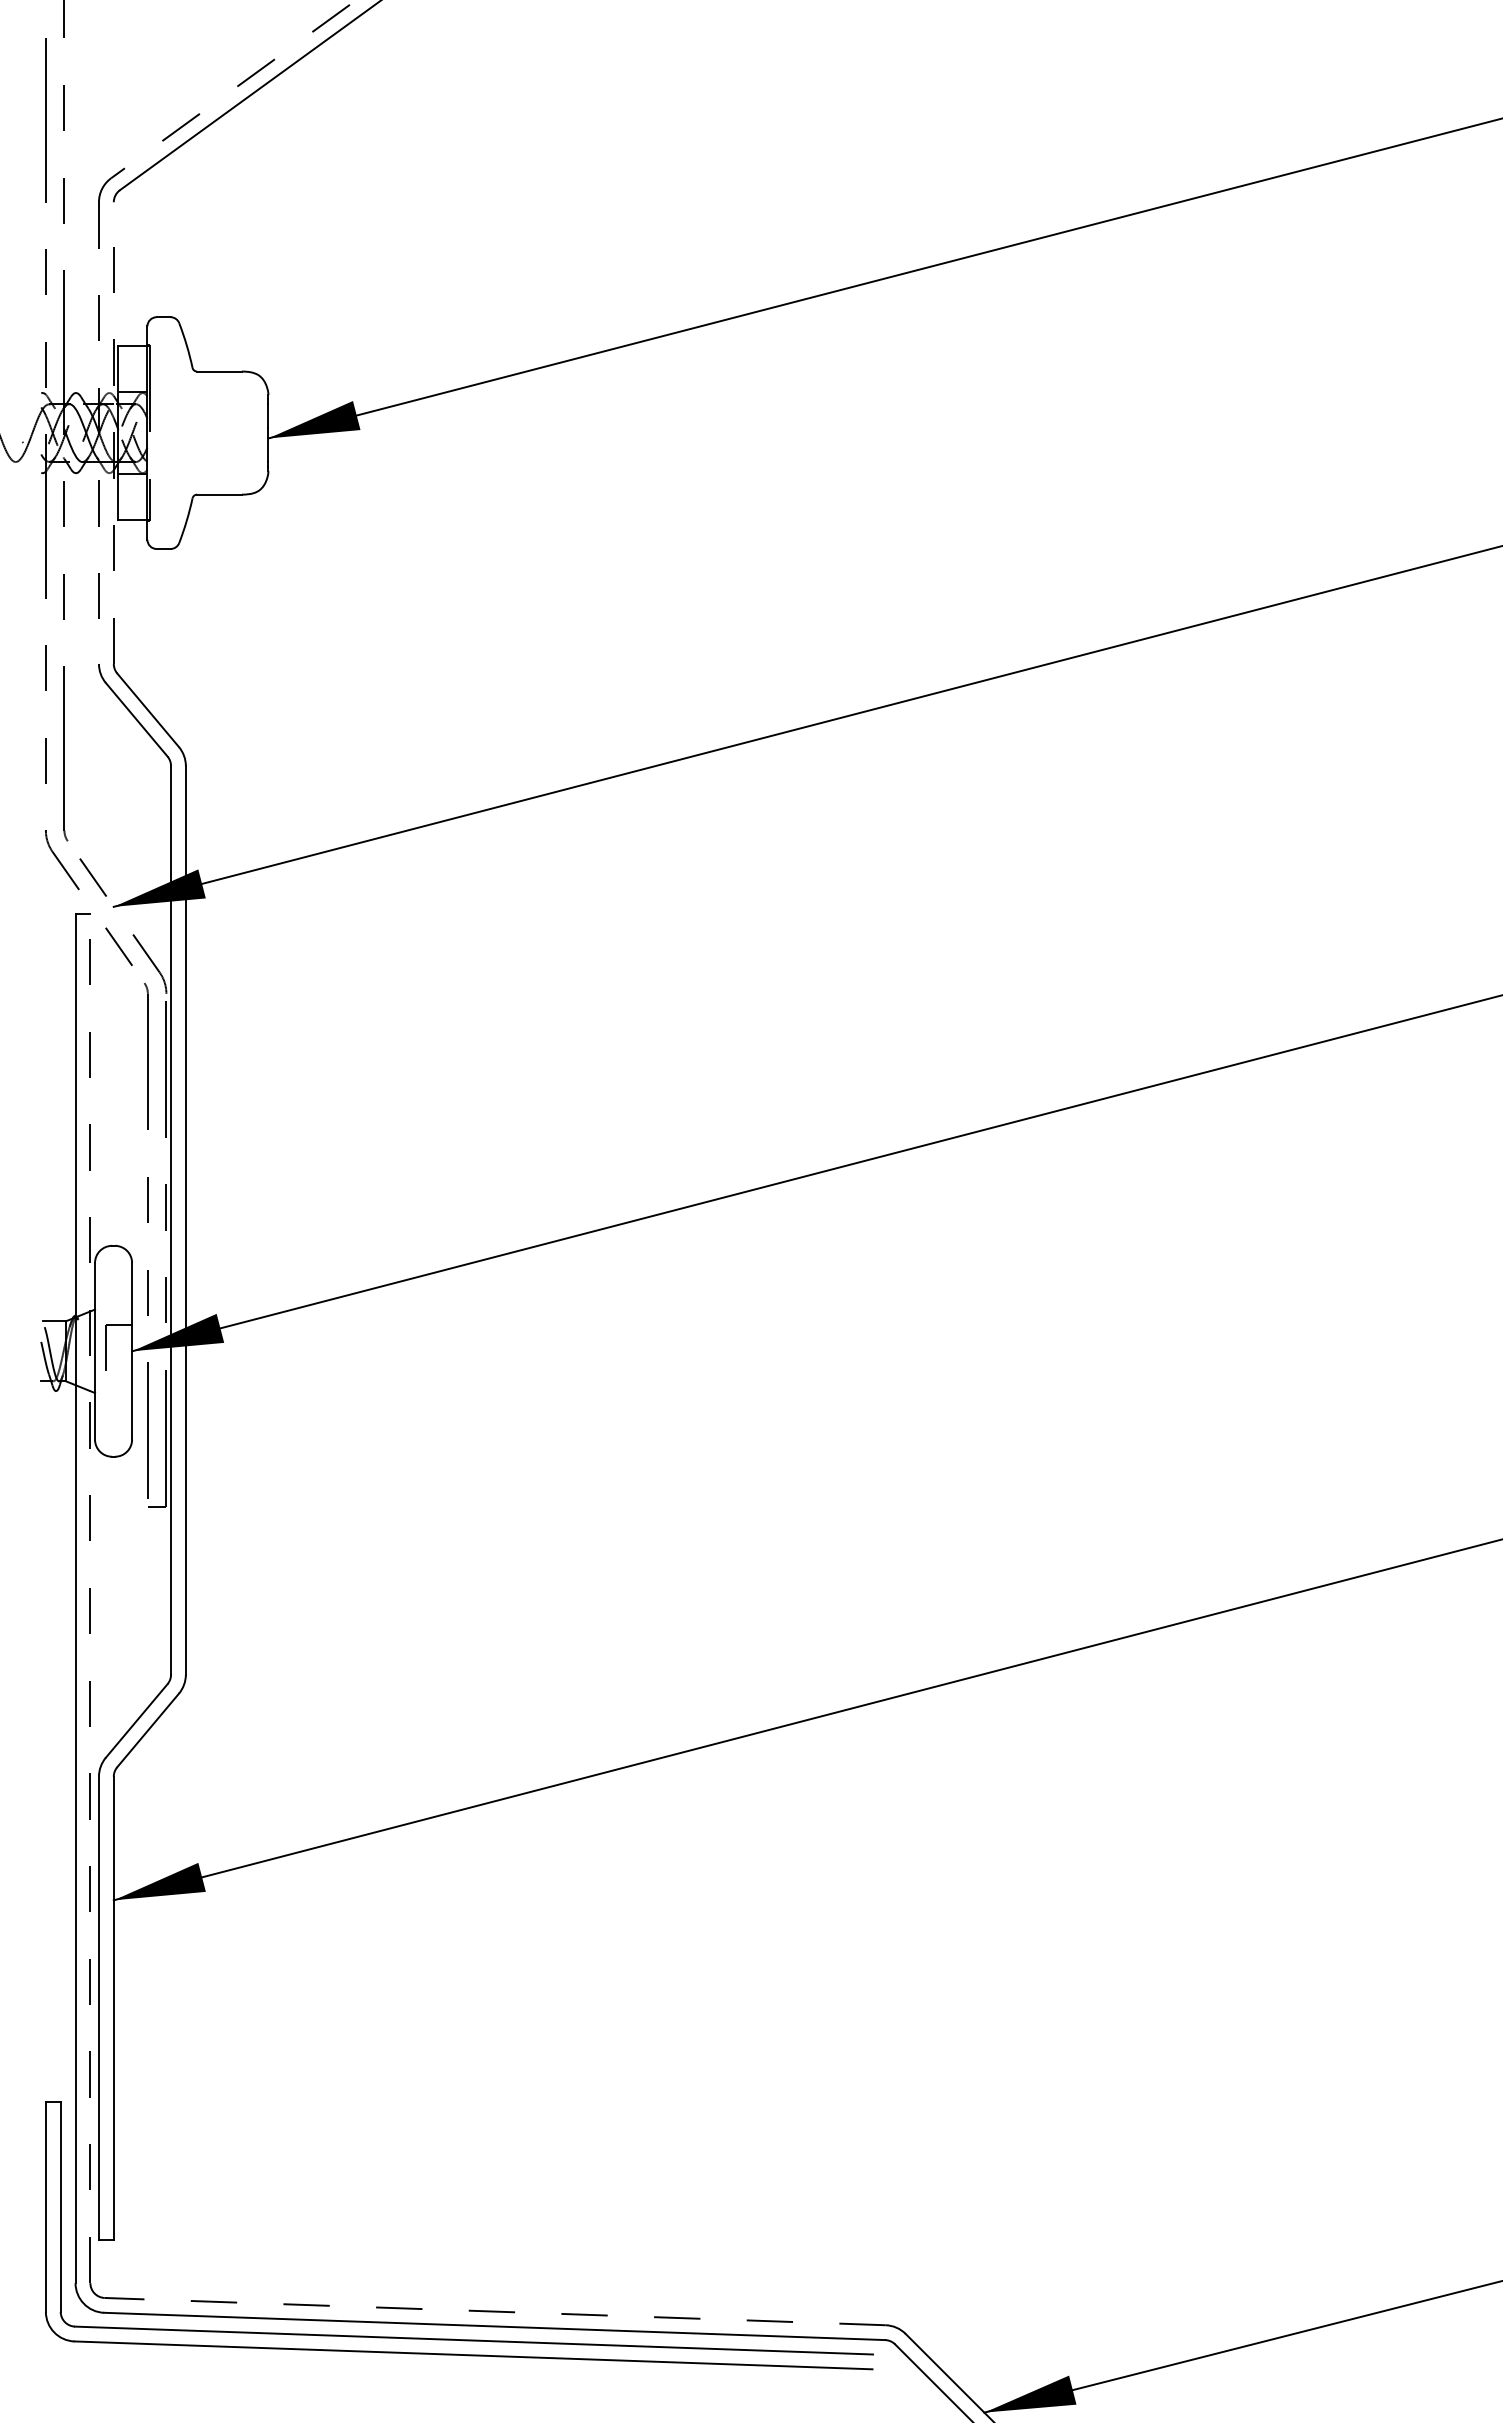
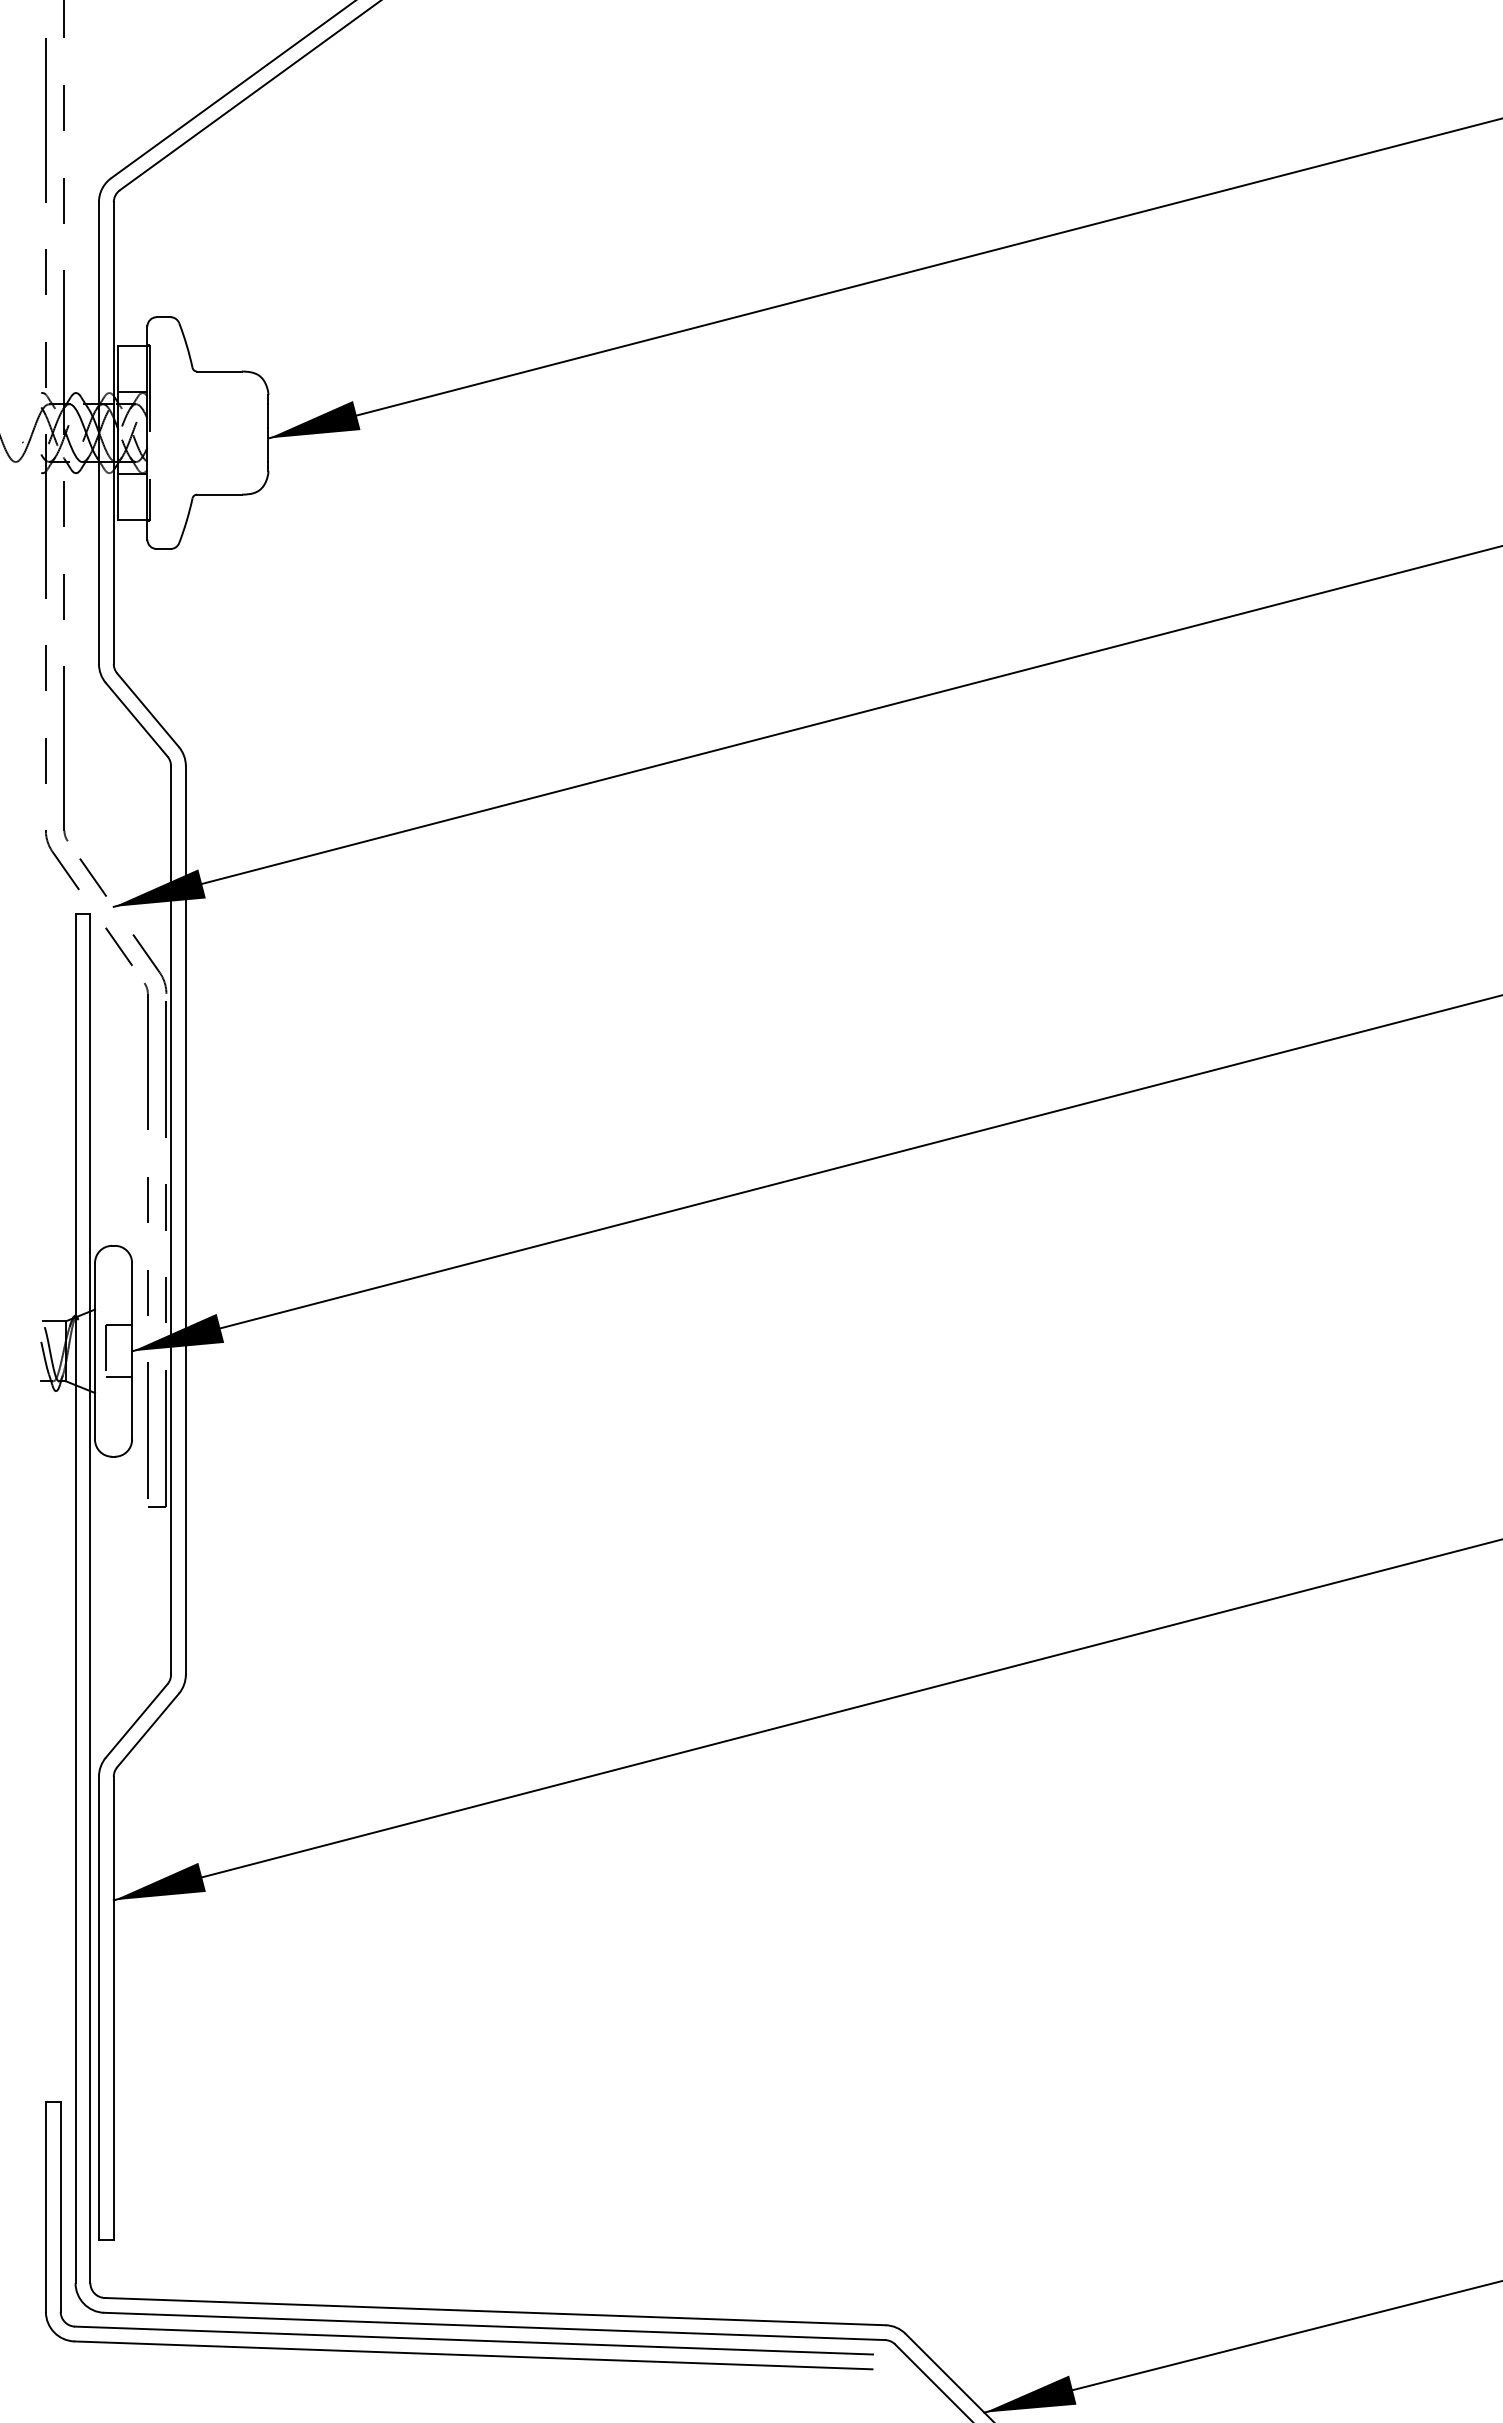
line: dashed -> solid (233, 89)
line: dashed -> solid (98, 433)
line: dashed -> solid (113, 433)
line: none -> present (119, 1377)
line: dashed -> solid (90, 1598)
line: dashed -> solid (495, 2311)
